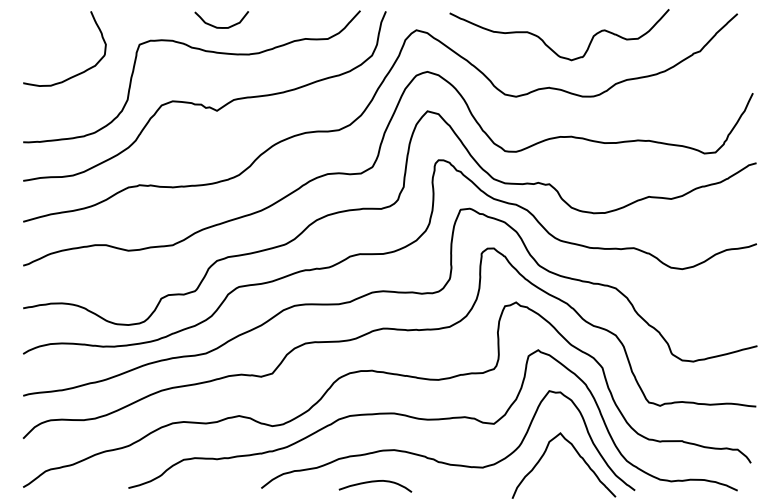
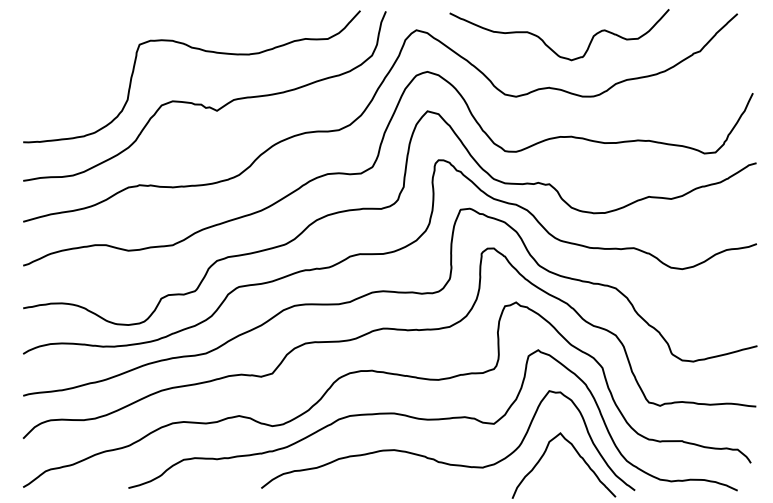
curve: present -> none (221, 27)
curve: present -> none (77, 73)
curve: present -> none (375, 482)
